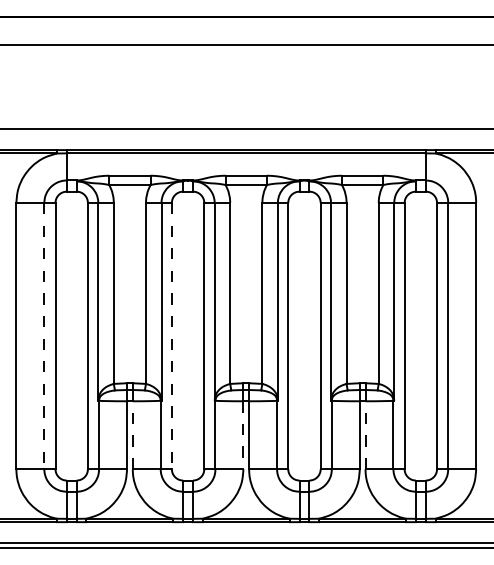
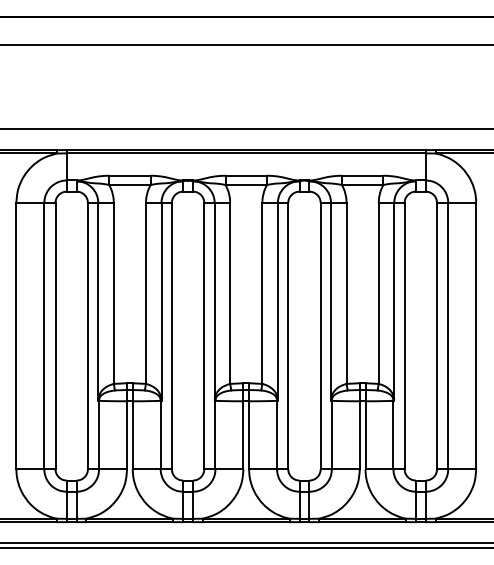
line: dashed -> solid (44, 336)
line: dashed -> solid (171, 336)
line: dashed -> solid (132, 435)
line: dashed -> solid (243, 435)
line: dashed -> solid (365, 435)
